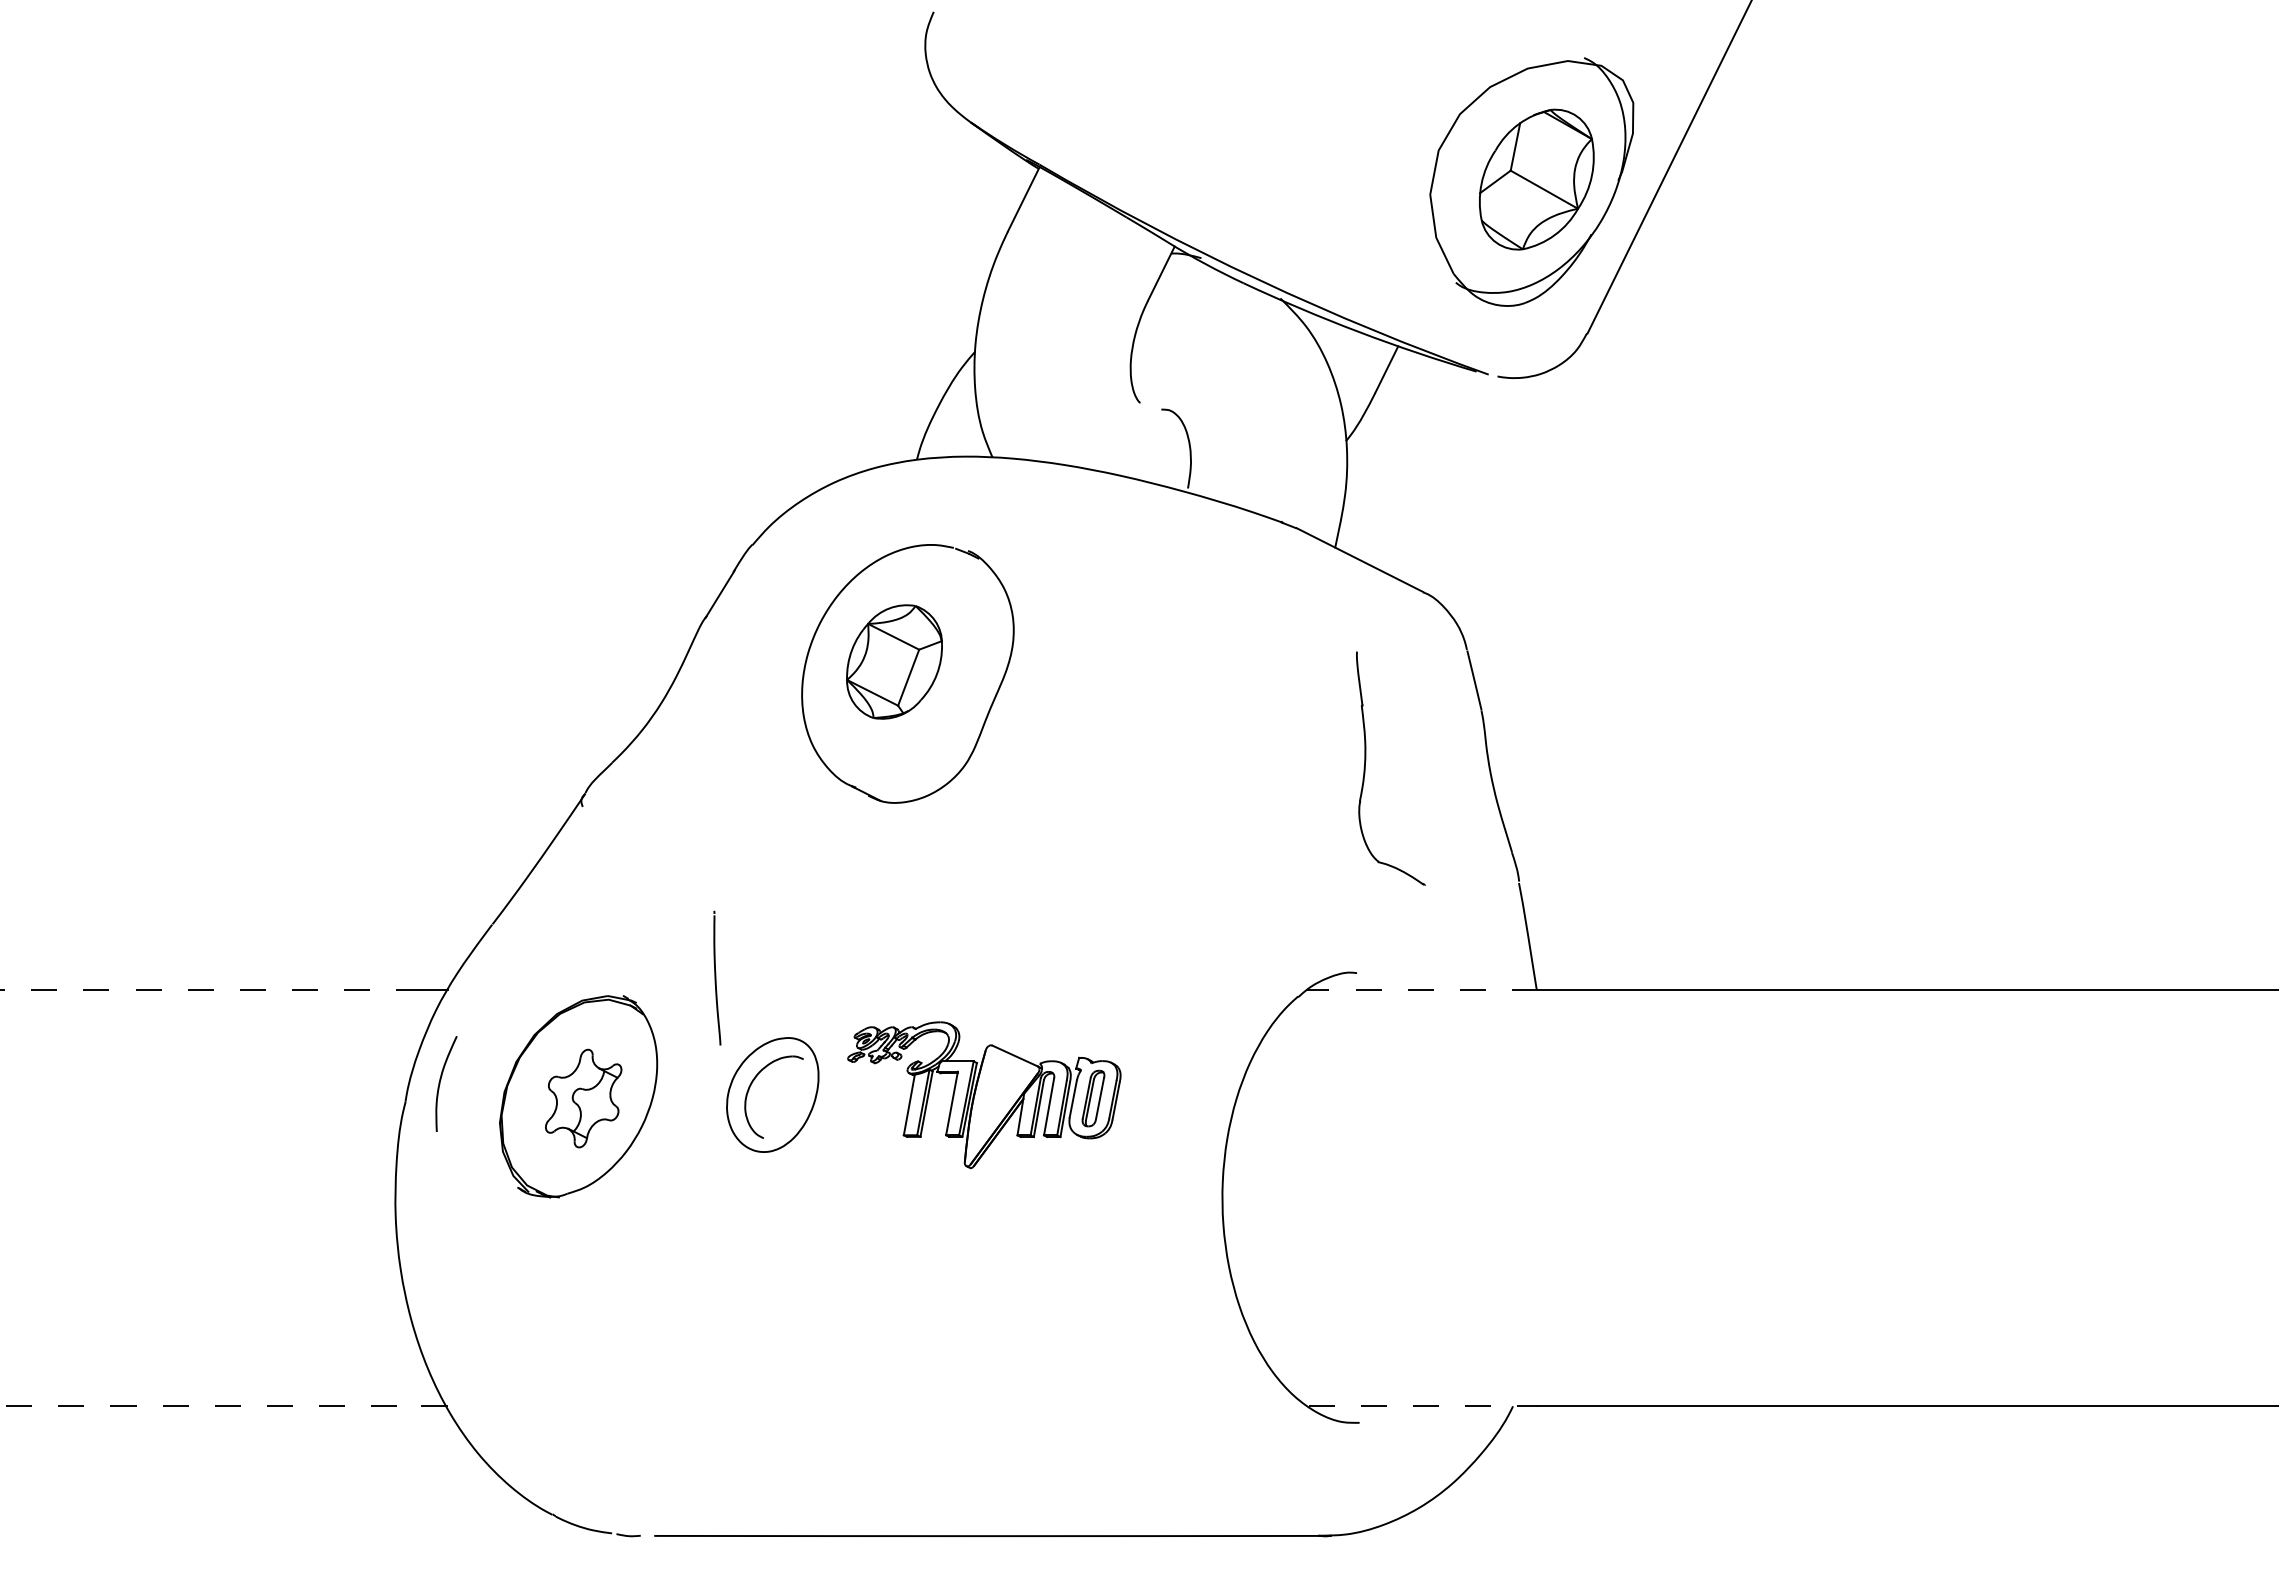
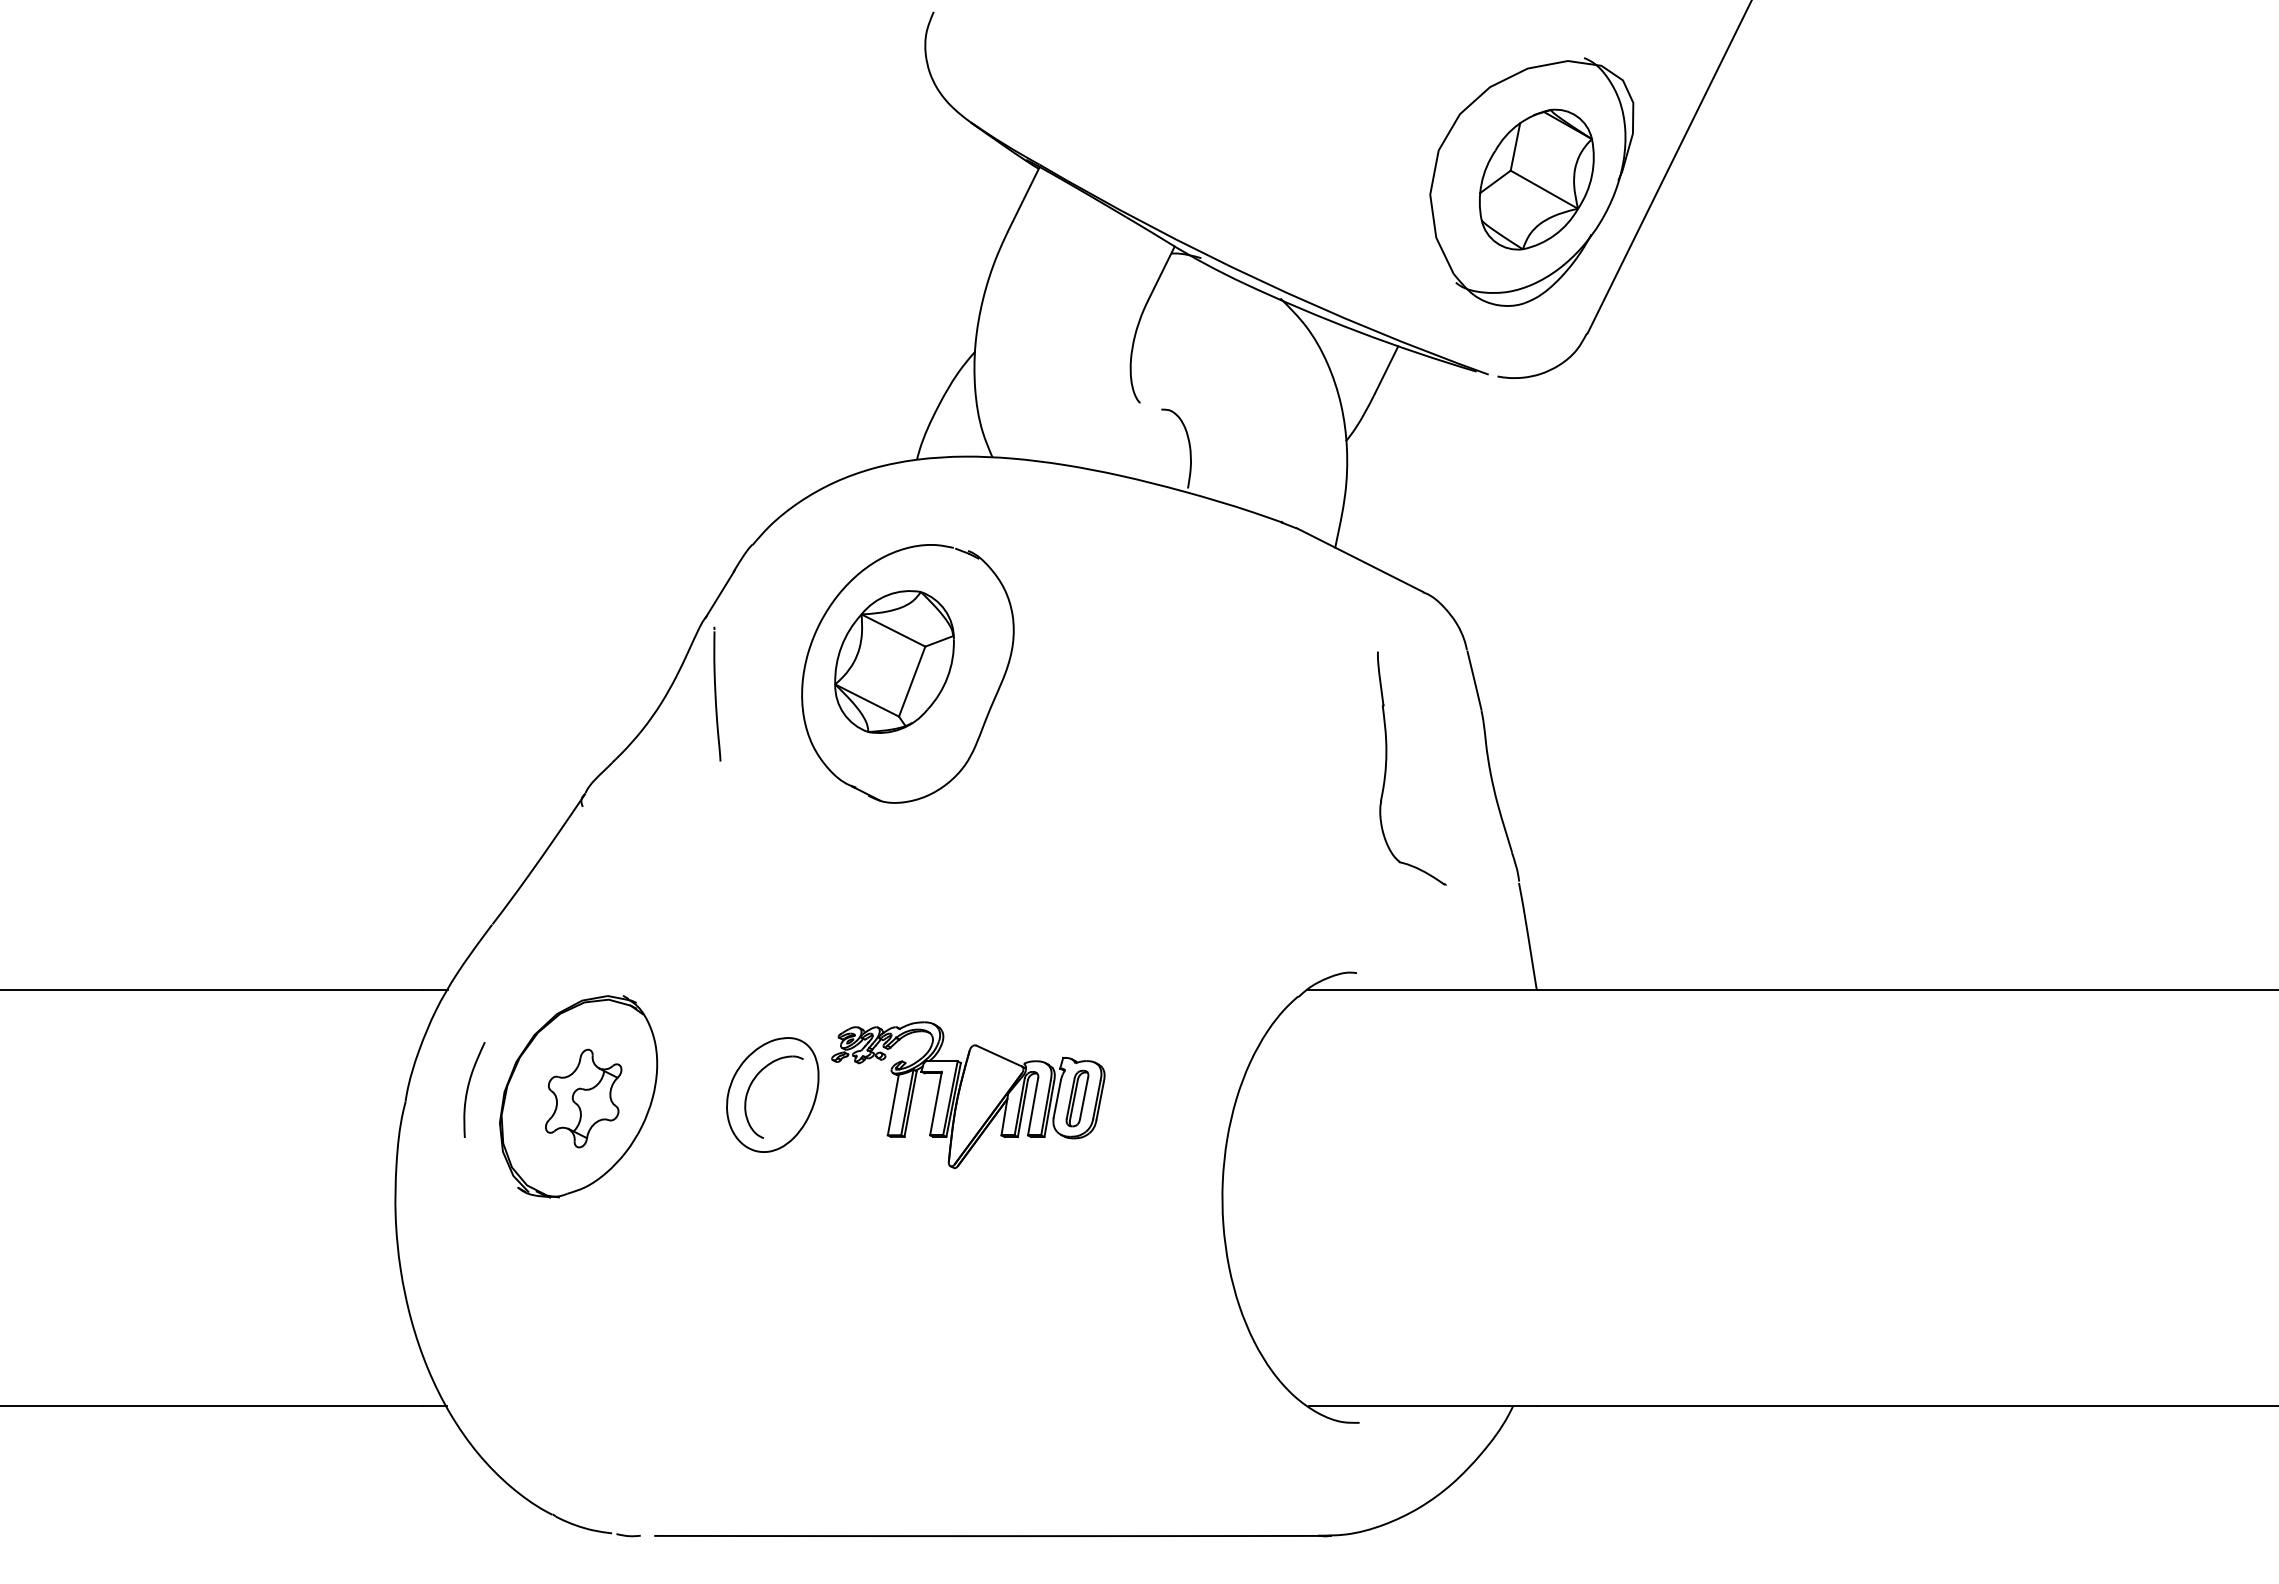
part size: 97x116 px -> 121x144 px (894, 661)
part position: (1366, 761) -> (1387, 761) (1387, 761)
part position: (717, 977) -> (717, 693) (717, 693)
line: dashed -> solid (210, 989)
line: dashed -> solid (1421, 989)
curve position: (441, 1080) -> (469, 1086) (469, 1086)
part position: (984, 1095) -> (968, 1095) (968, 1095)
line: dashed -> solid (210, 1406)
line: dashed -> solid (1423, 1406)
